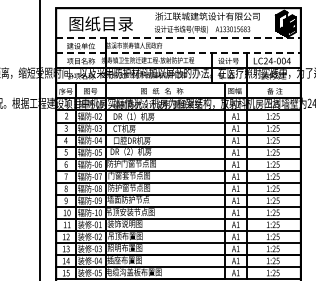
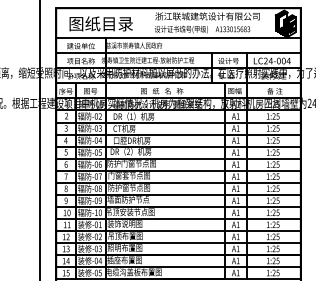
line: dashed -> solid (178, 38)
line: dashed -> solid (178, 53)
